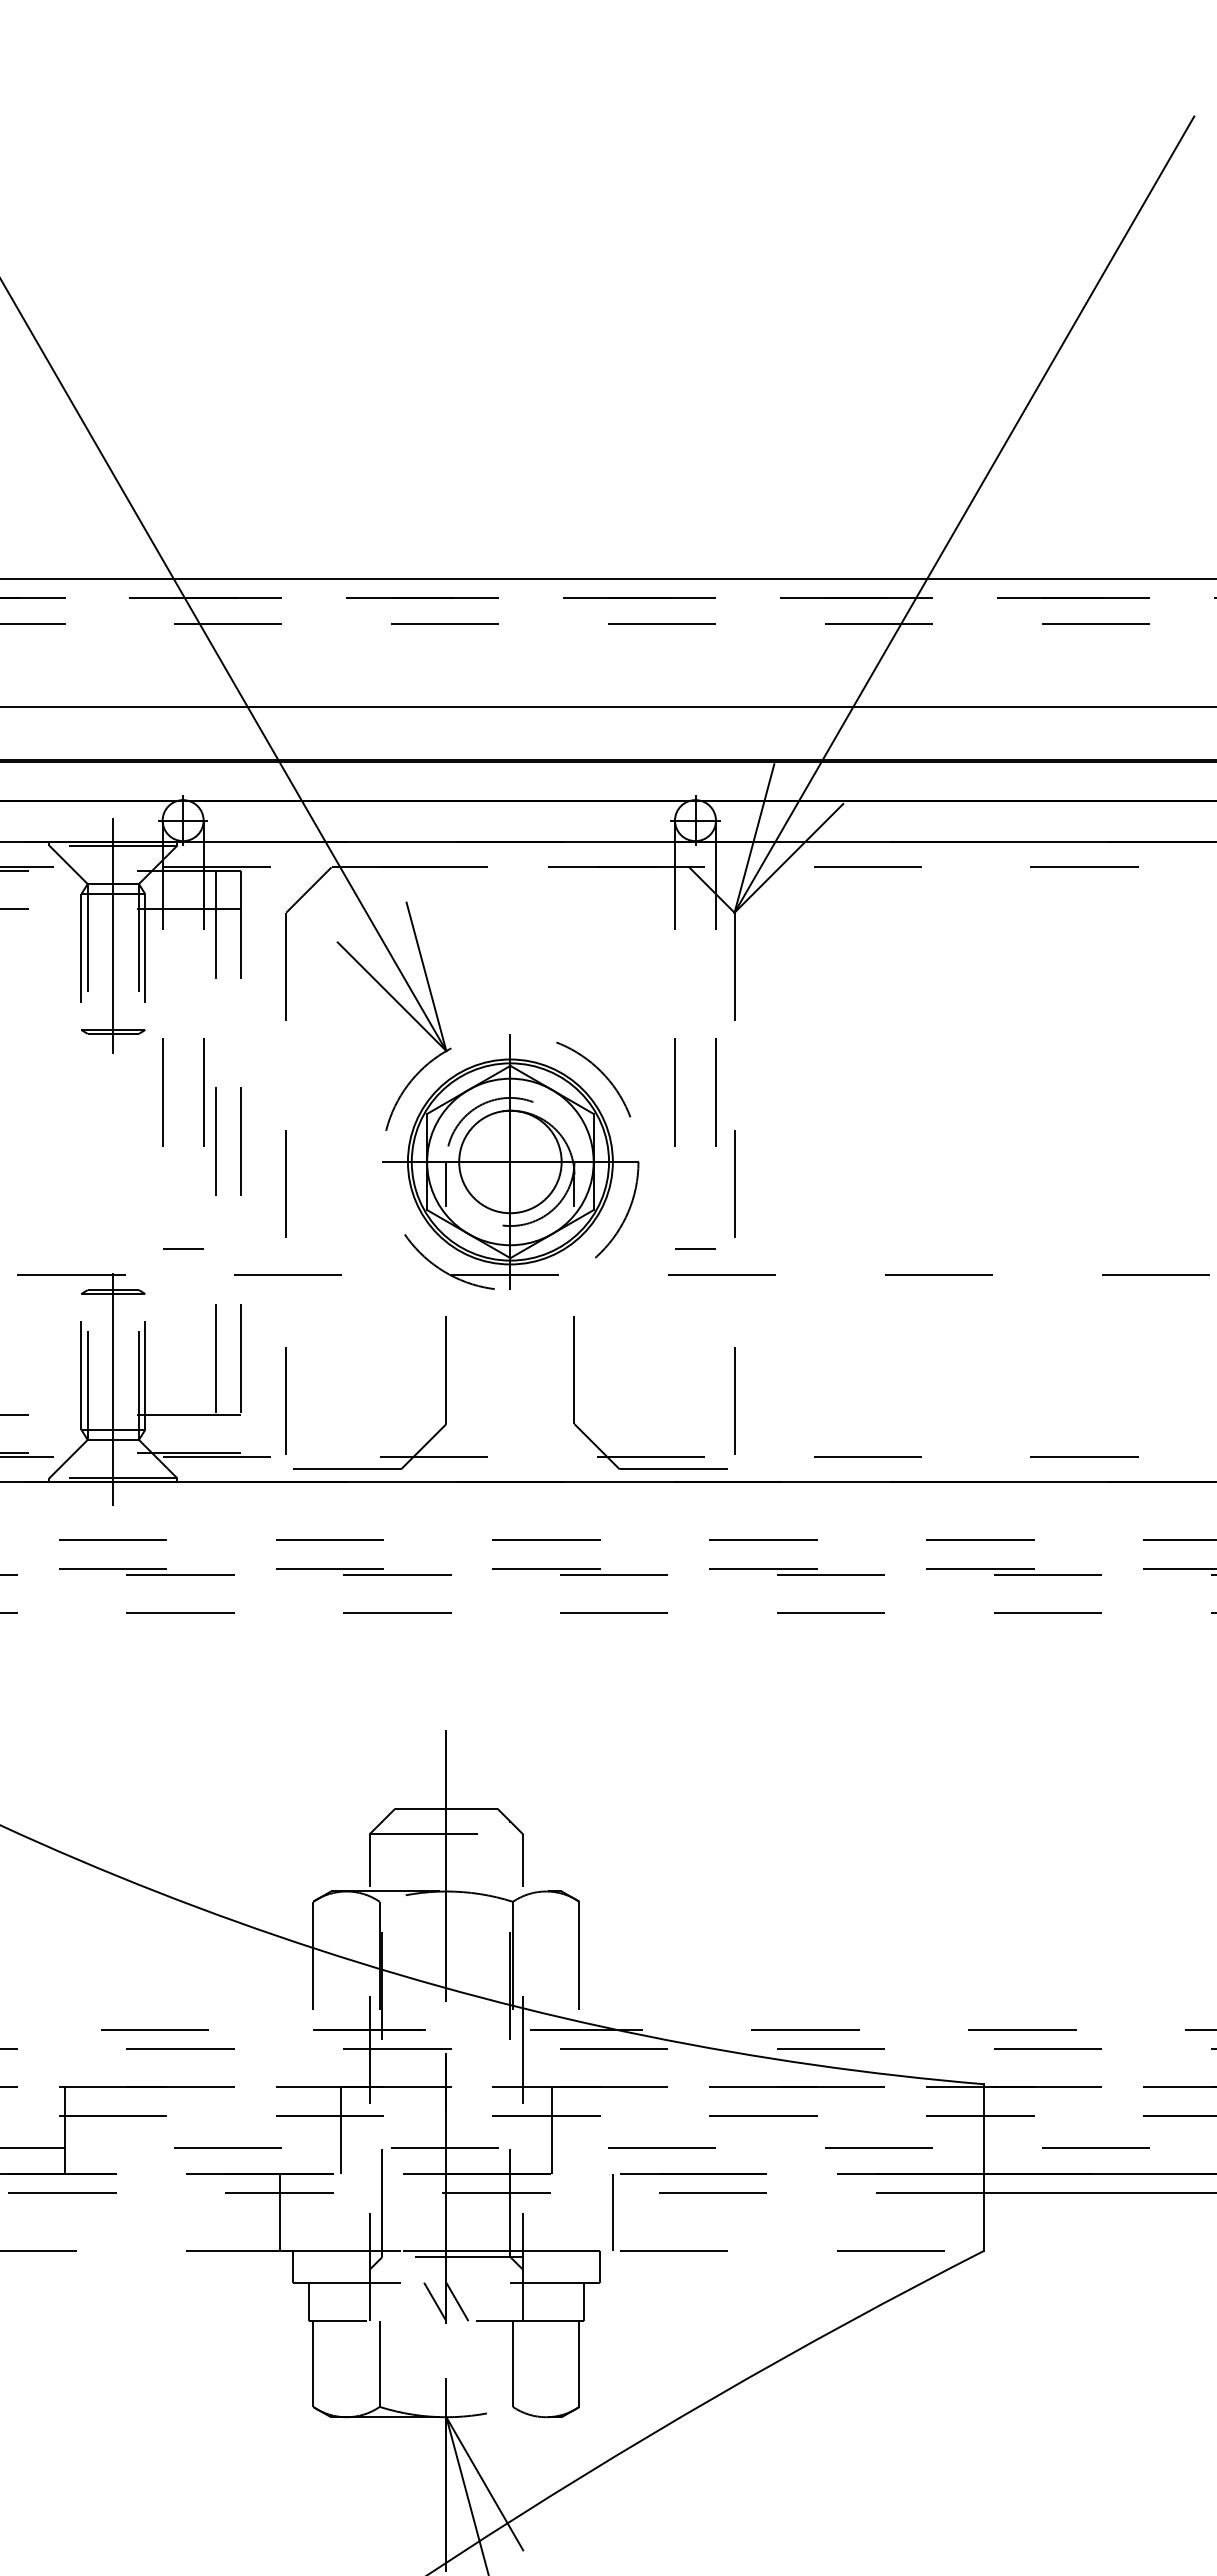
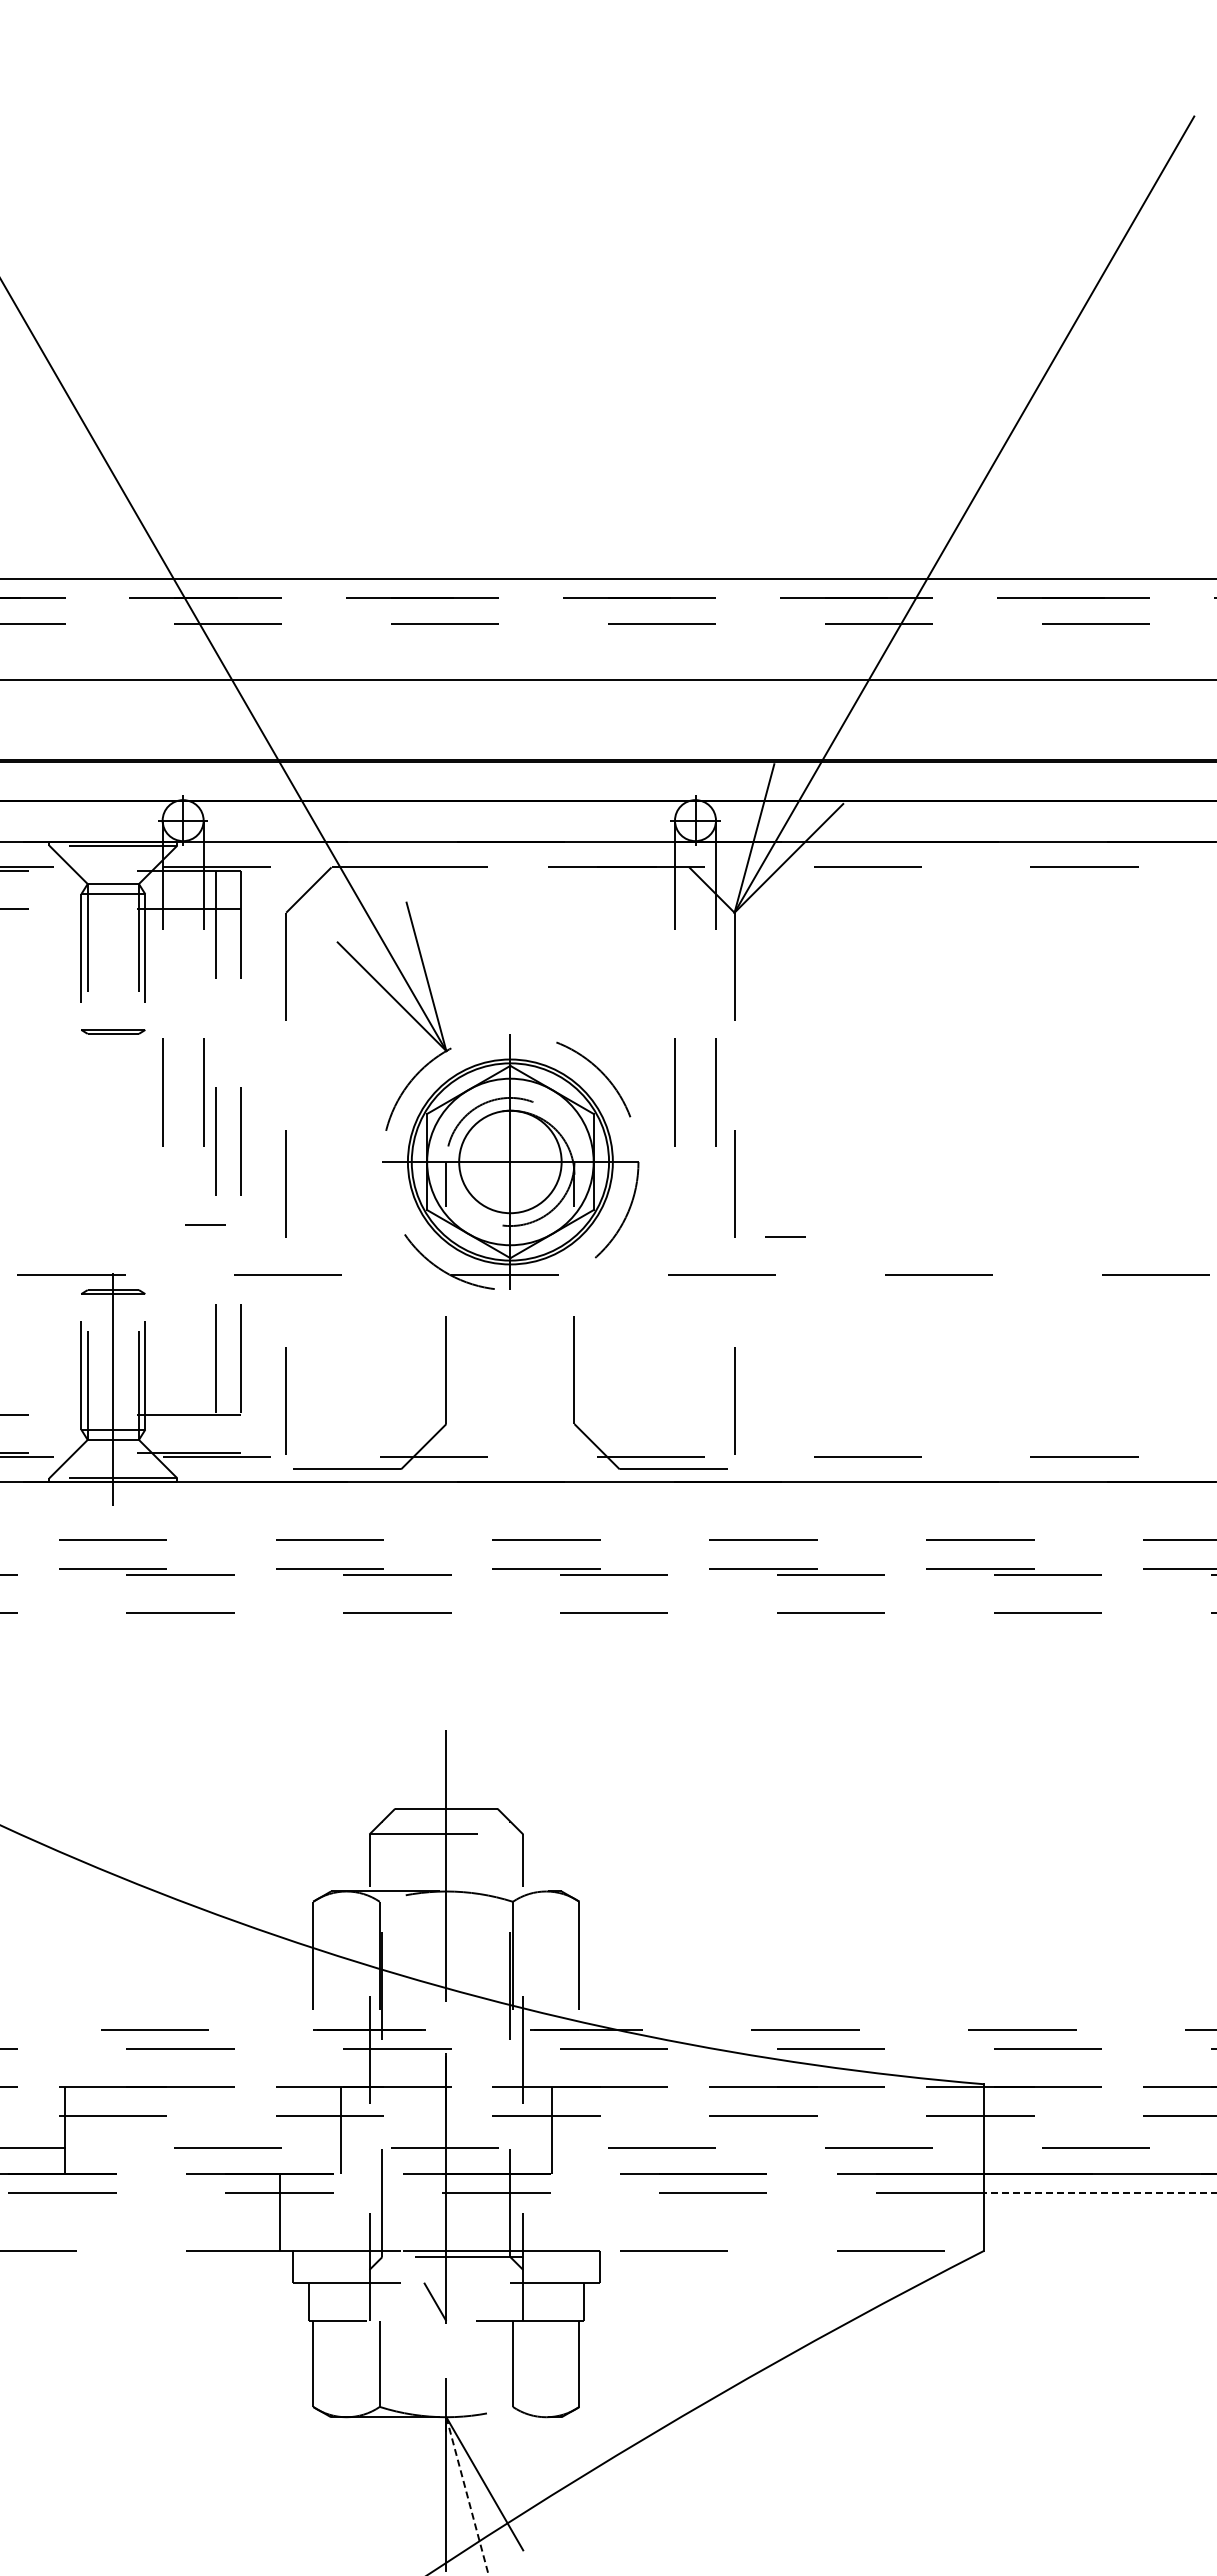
line position: (607, 707) -> (607, 680) (607, 680)
line: present -> none (113, 936)
line position: (183, 1248) -> (205, 1224) (205, 1224)
line position: (695, 1248) -> (785, 1236) (785, 1236)
line: solid -> dashed (1100, 2193)
line: present -> none (612, 2211)
line: present -> none (457, 2301)
line: solid -> dashed (467, 2496)
